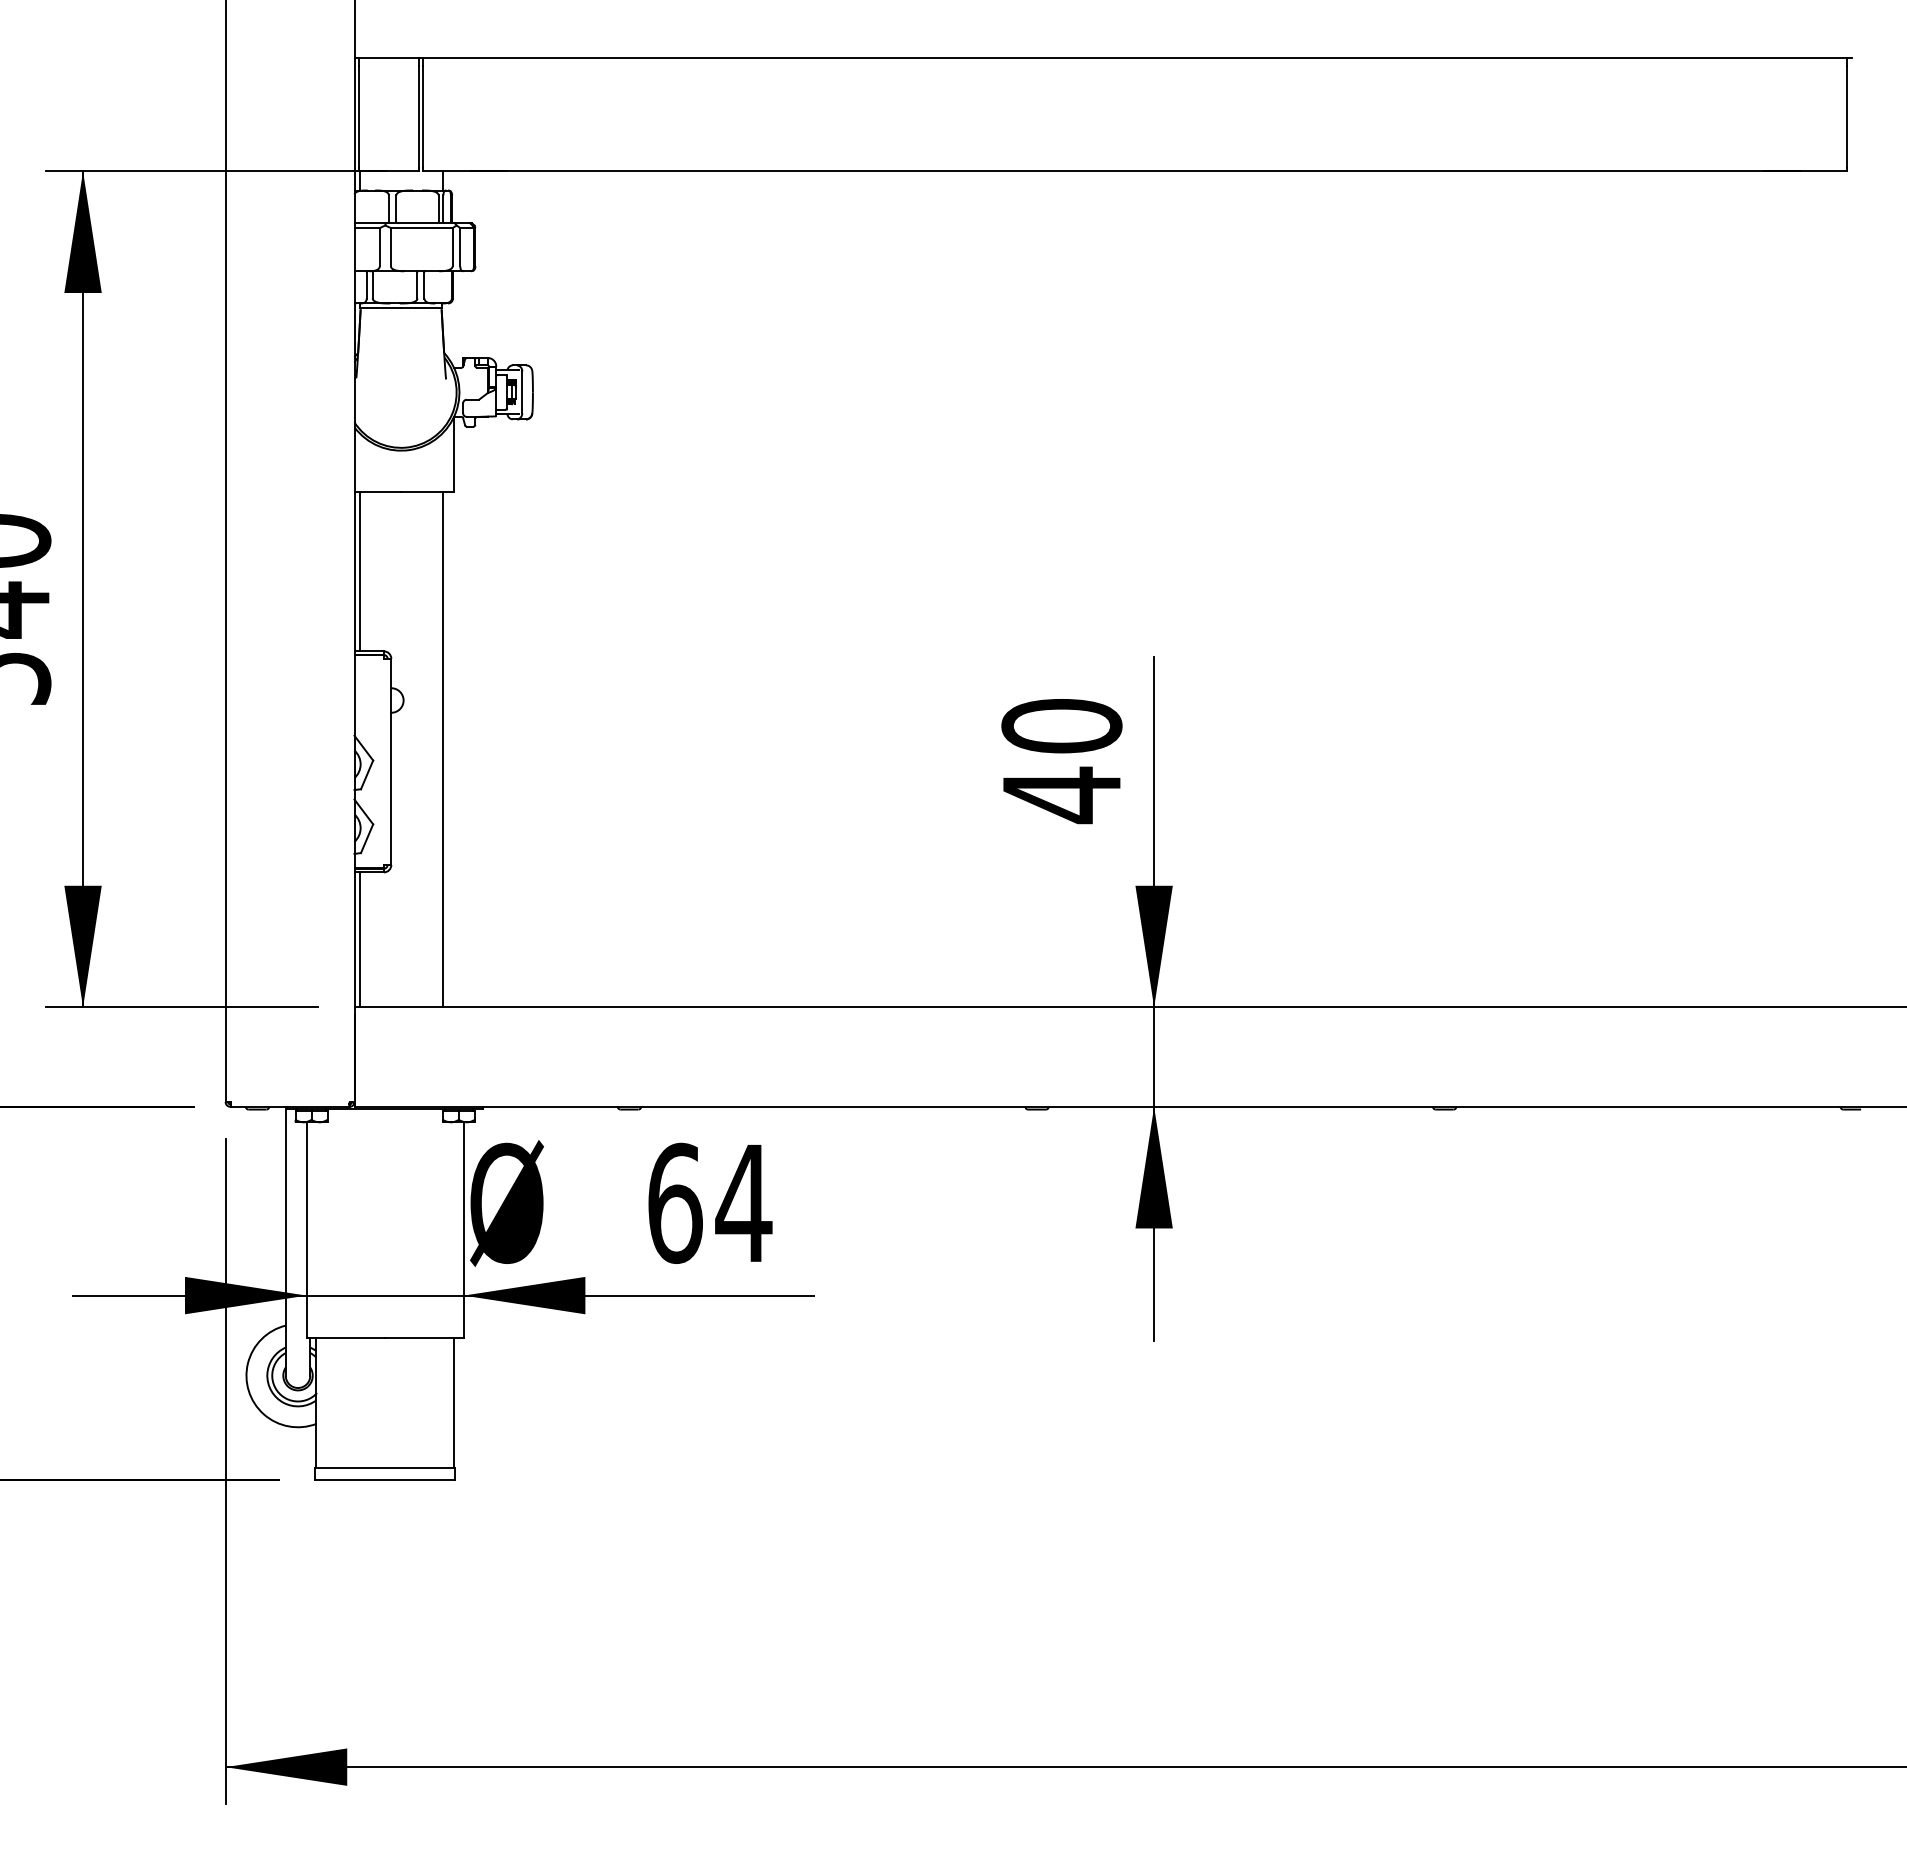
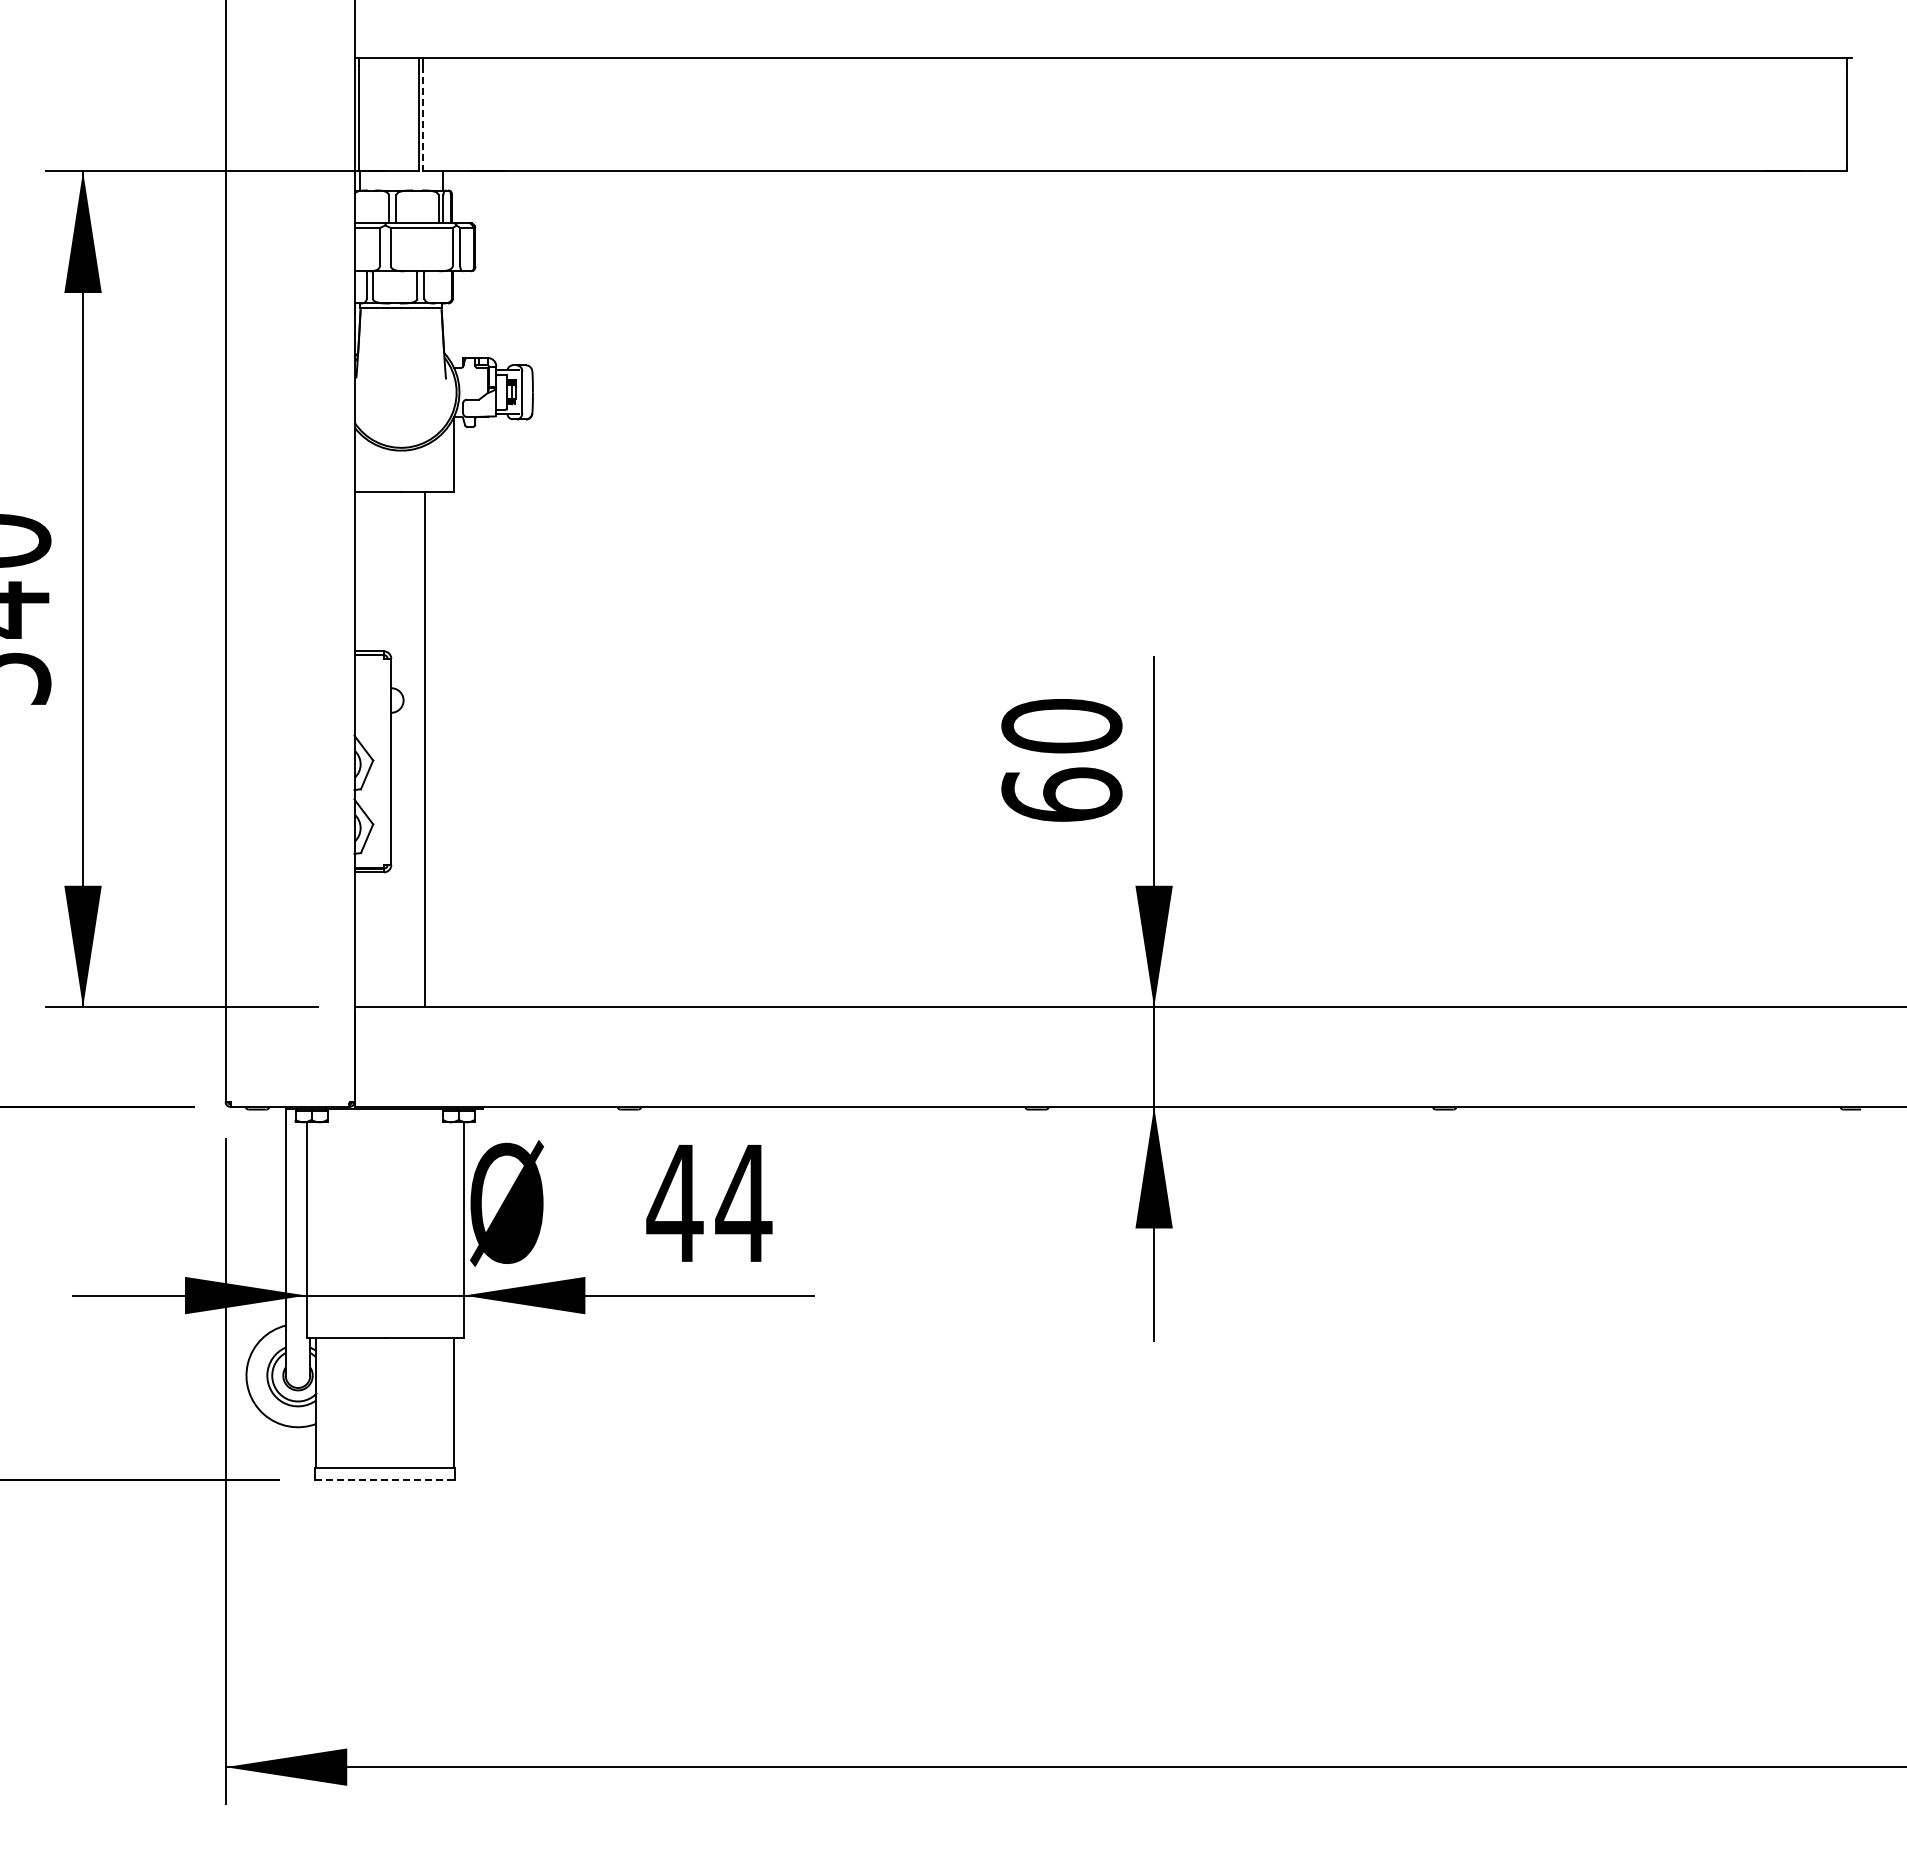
line: solid -> dashed (423, 116)
line: present -> none (359, 571)
line position: (442, 749) -> (424, 749) (424, 749)
text: 40 -> 60 (1061, 795)
line: present -> none (359, 939)
text: 64 -> 44 (674, 1202)
line: solid -> dashed (385, 1480)
